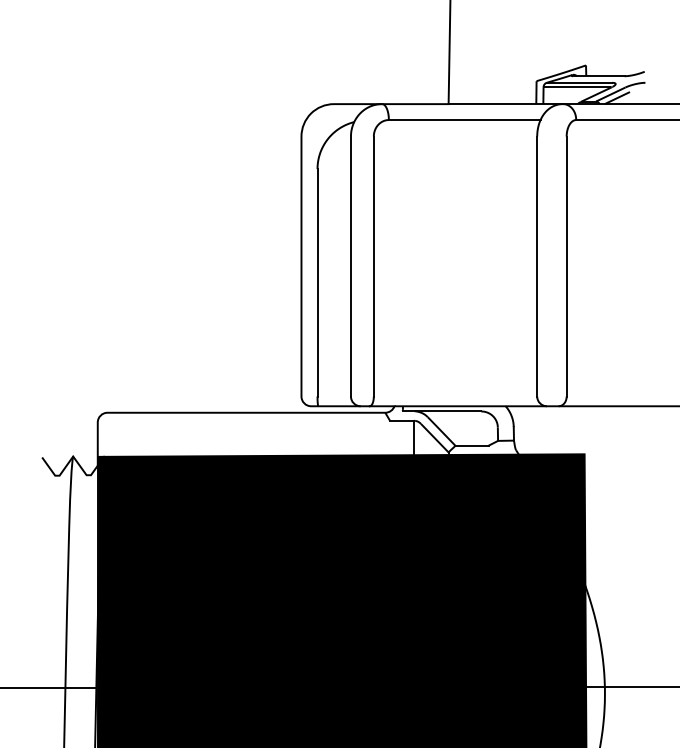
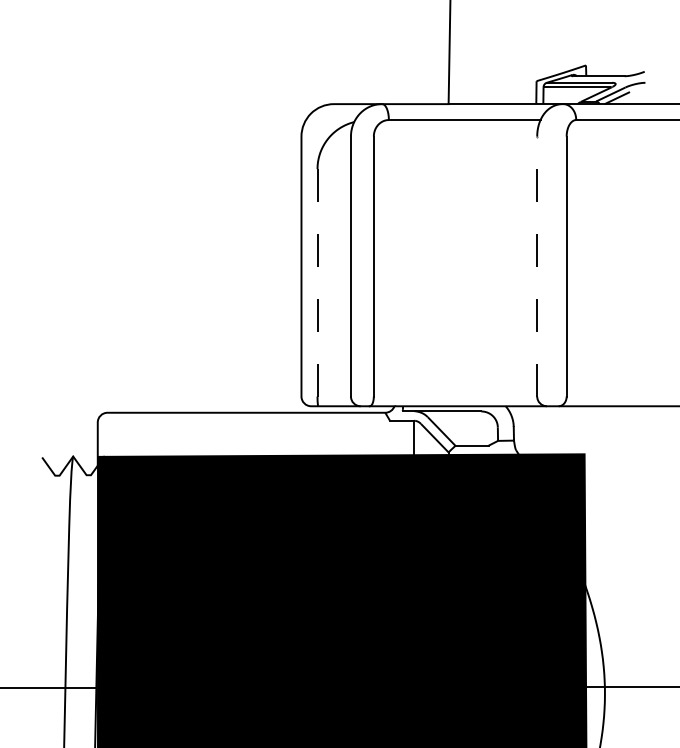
line: solid -> dashed (537, 266)
line: solid -> dashed (317, 282)
